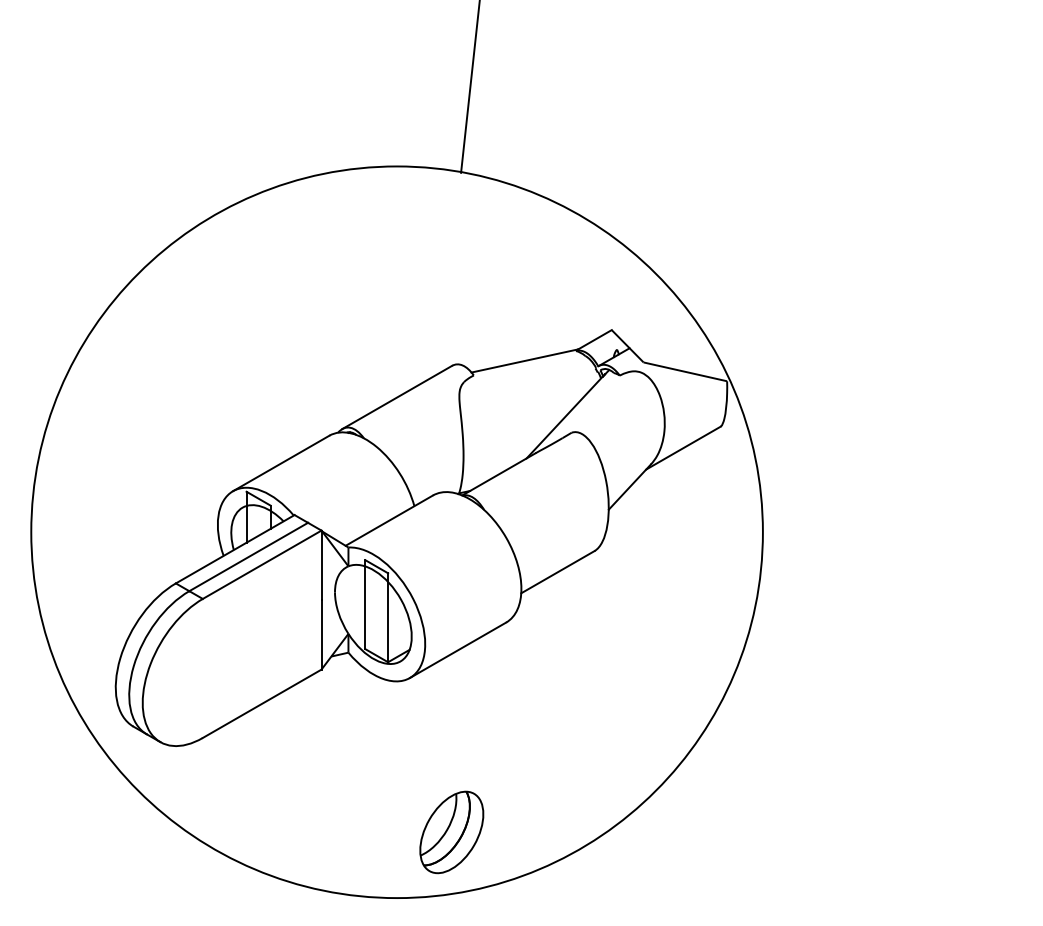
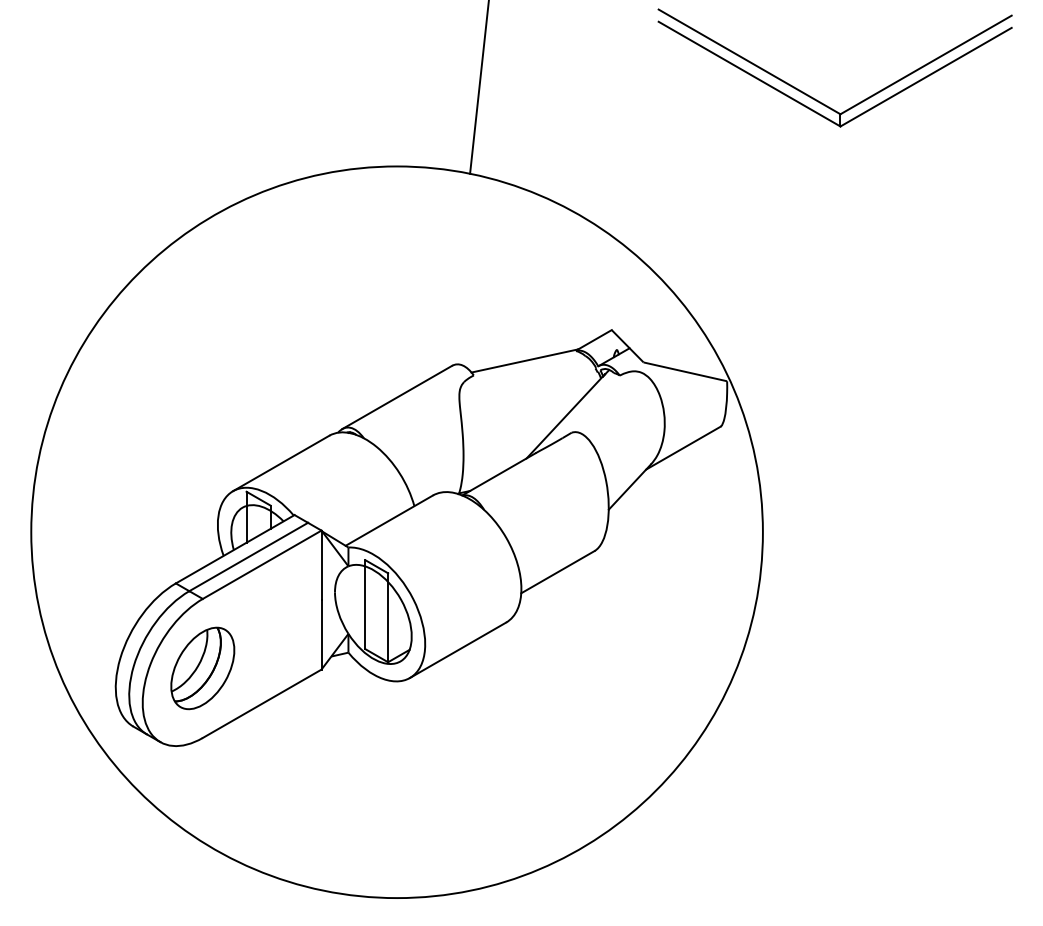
line position: (470, 87) -> (479, 87) (479, 87)
part: none -> present (817, 99)
part position: (451, 832) -> (202, 668) (202, 668)
